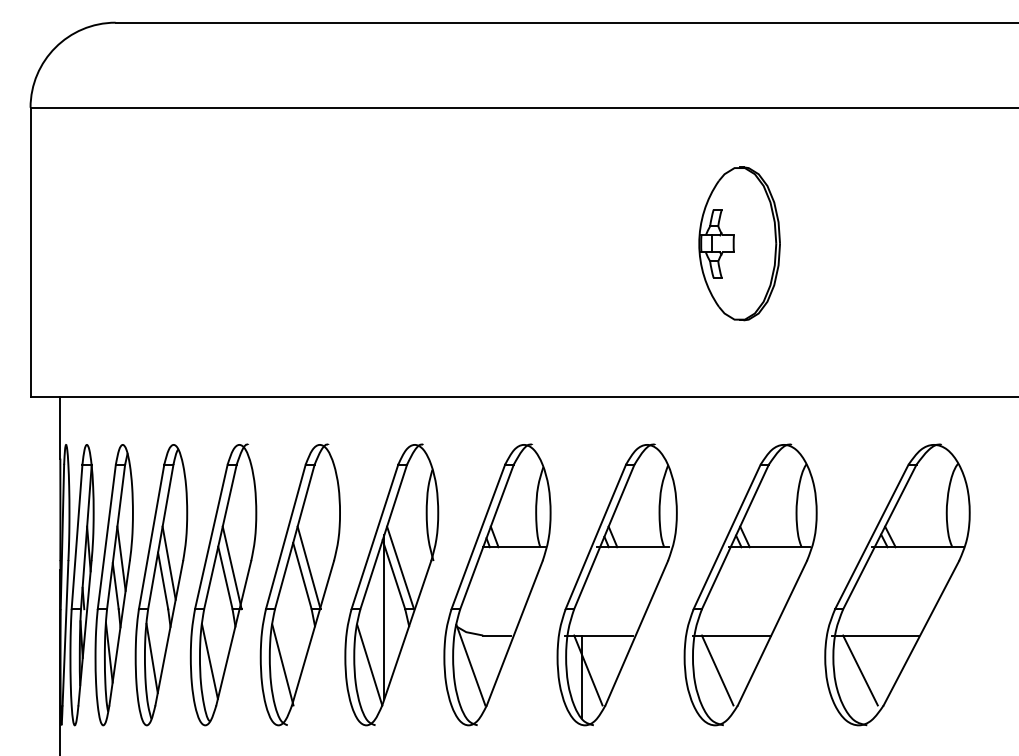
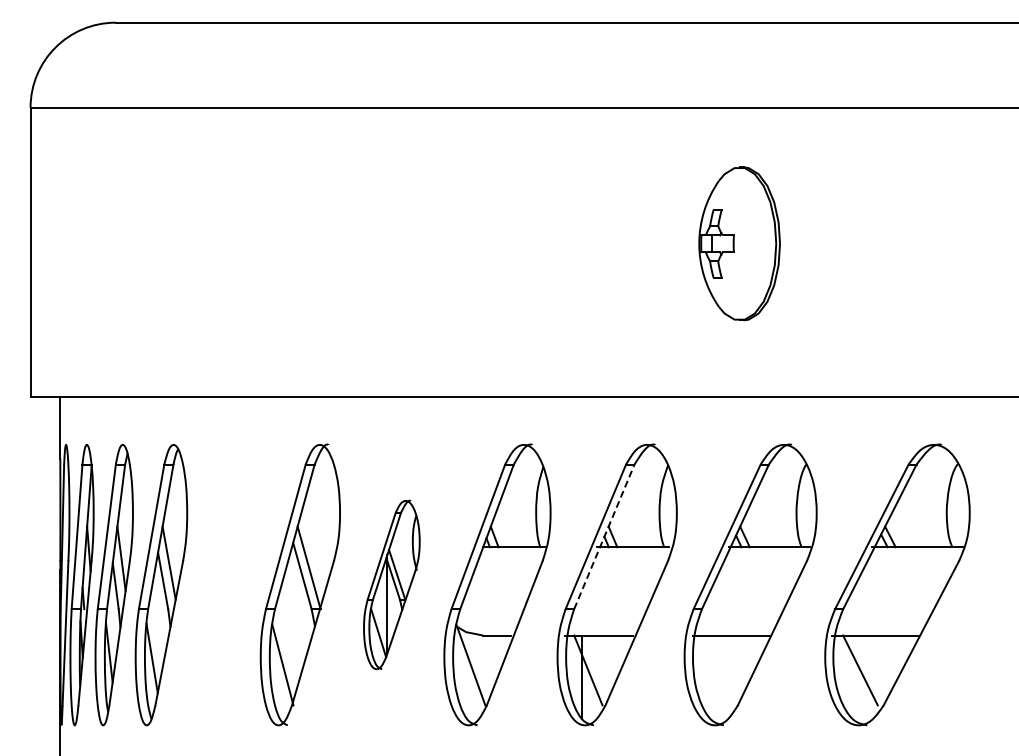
line: solid -> dashed (604, 536)
part: present -> none (223, 584)
part size: 96x284 px -> 58x172 px (391, 584)
line: present -> none (717, 670)
